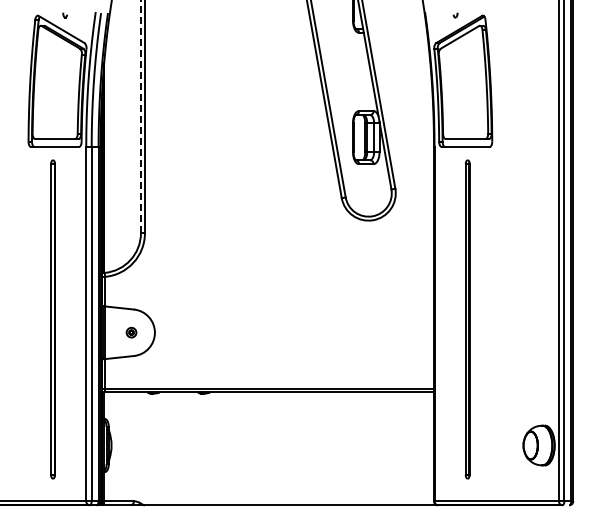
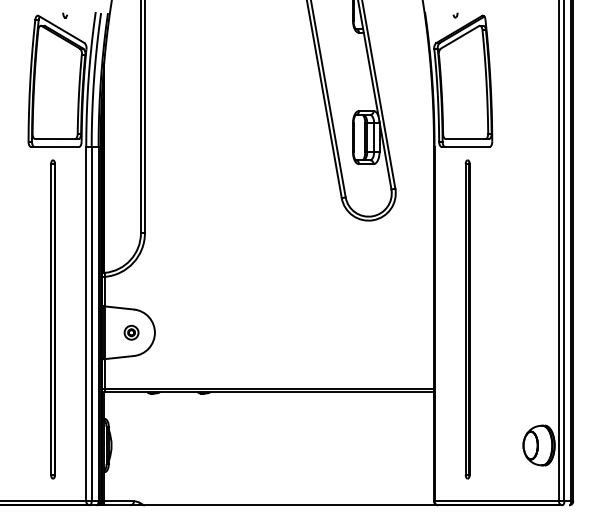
line: dashed -> solid (140, 116)
part size: 13x13 px -> 17x17 px (131, 332)
